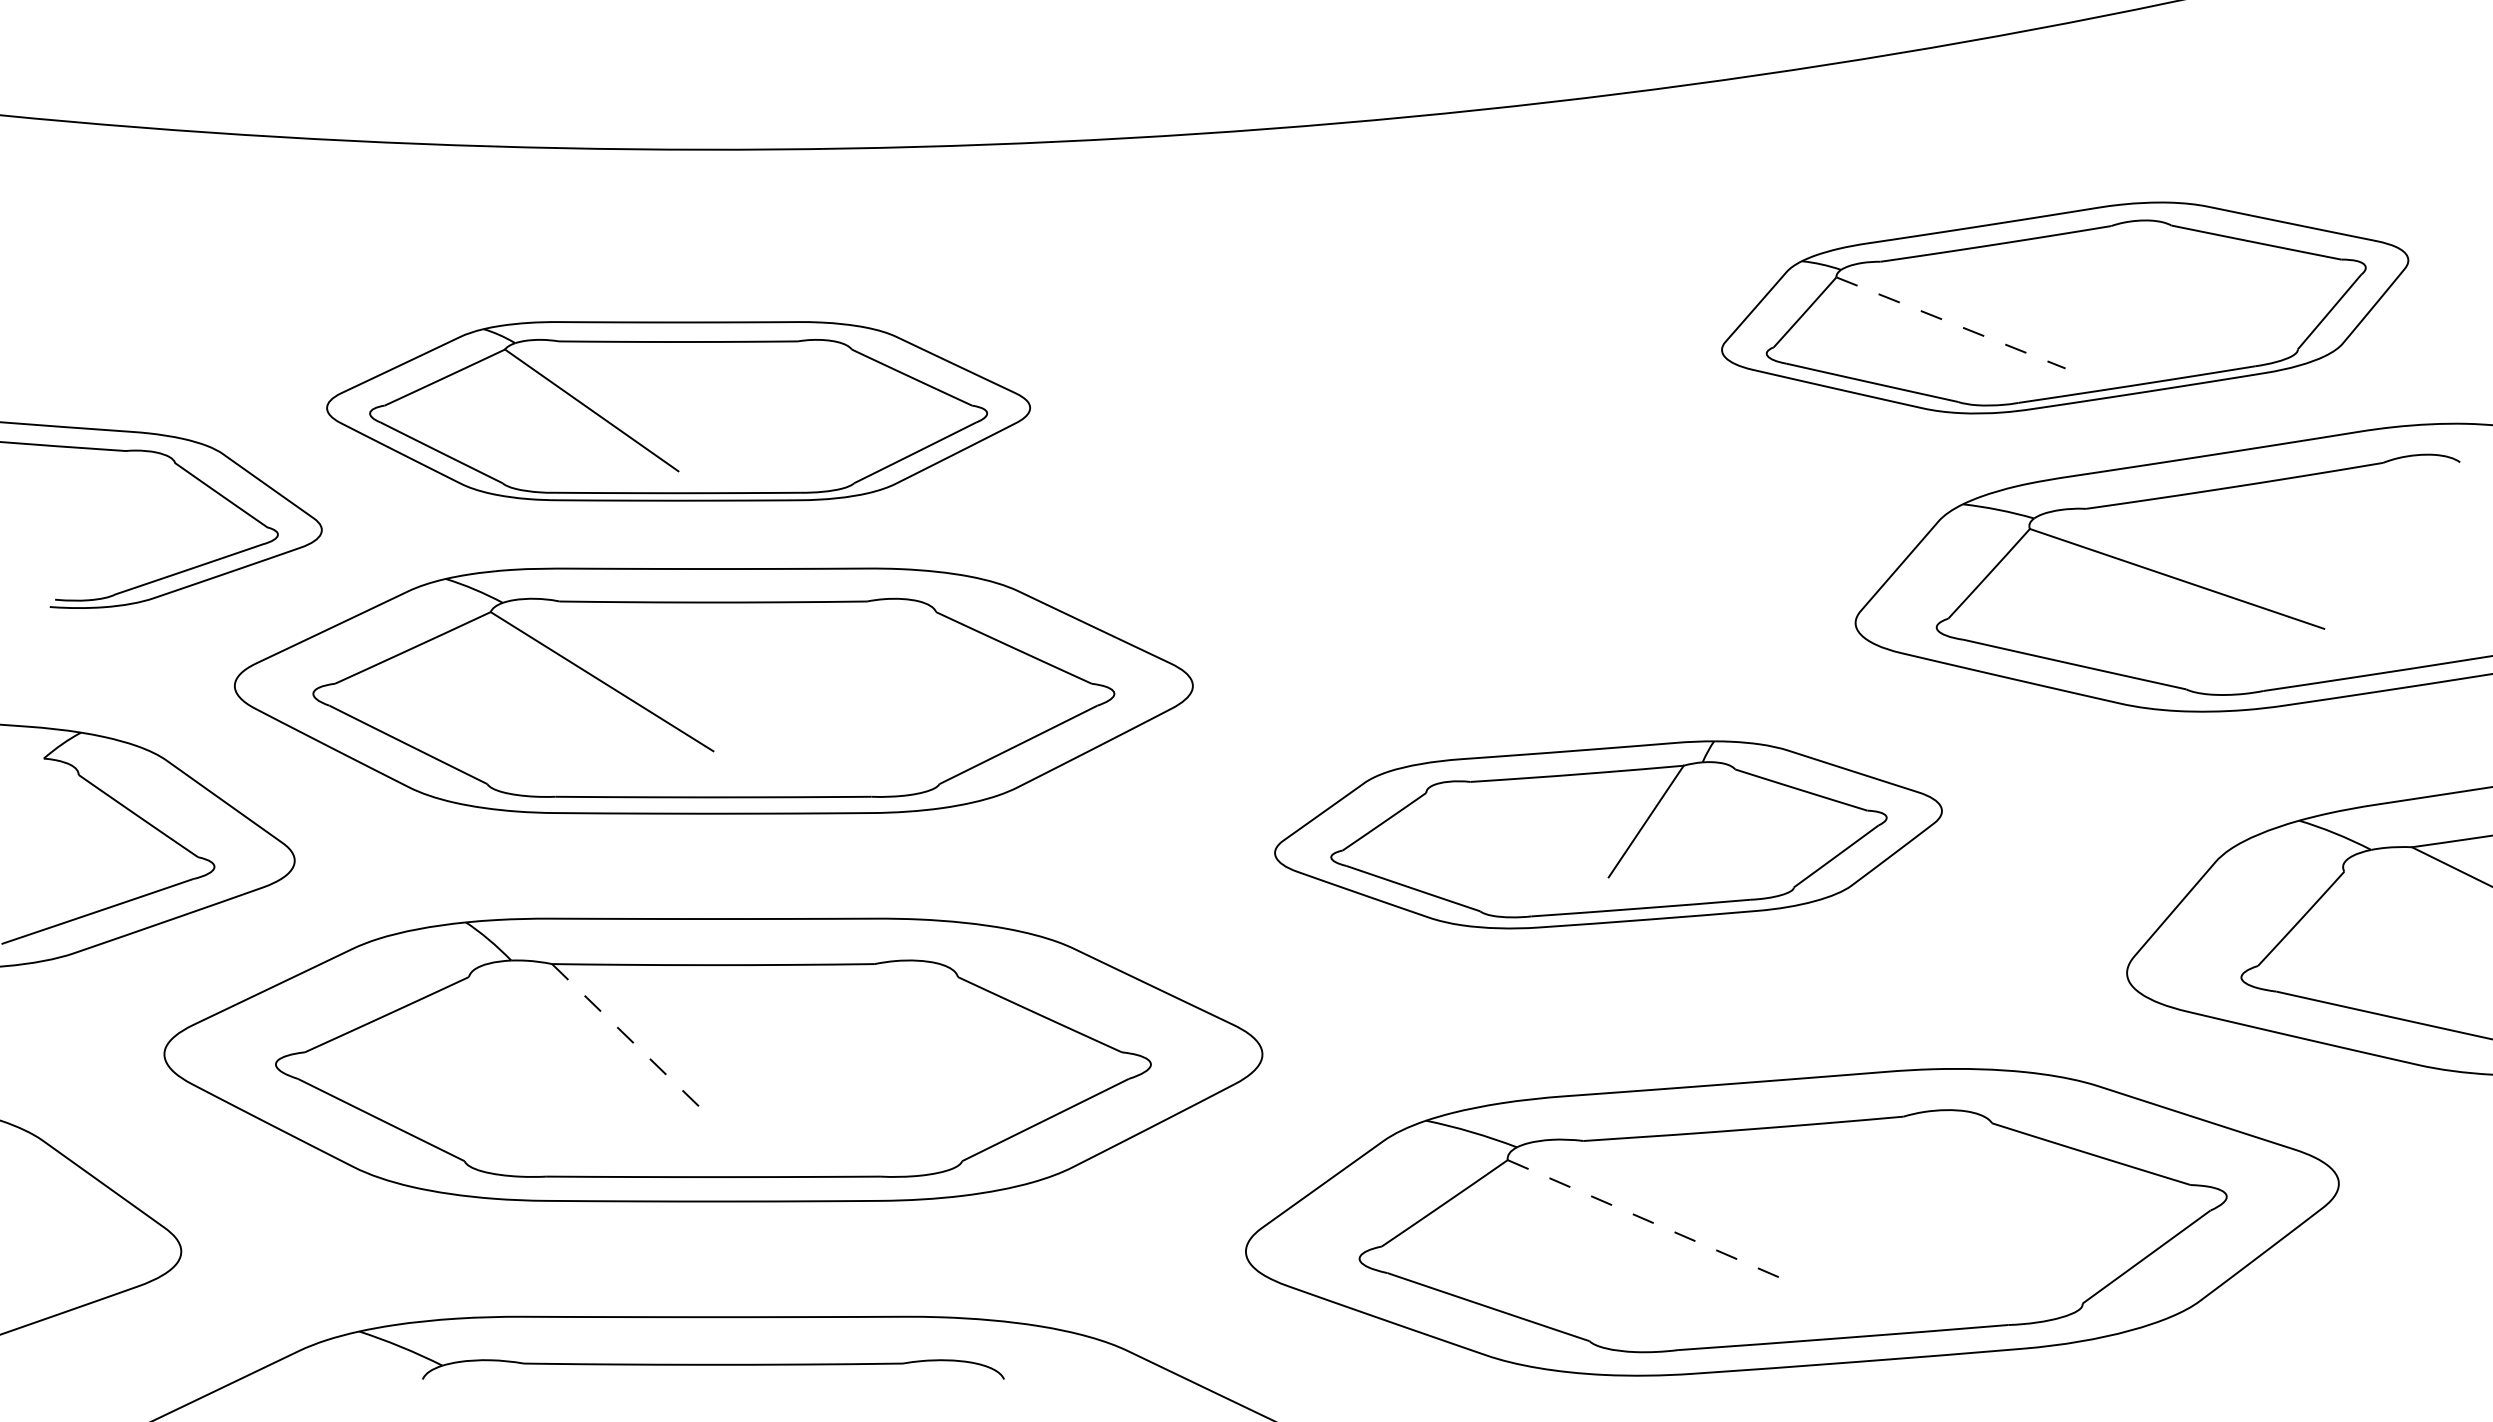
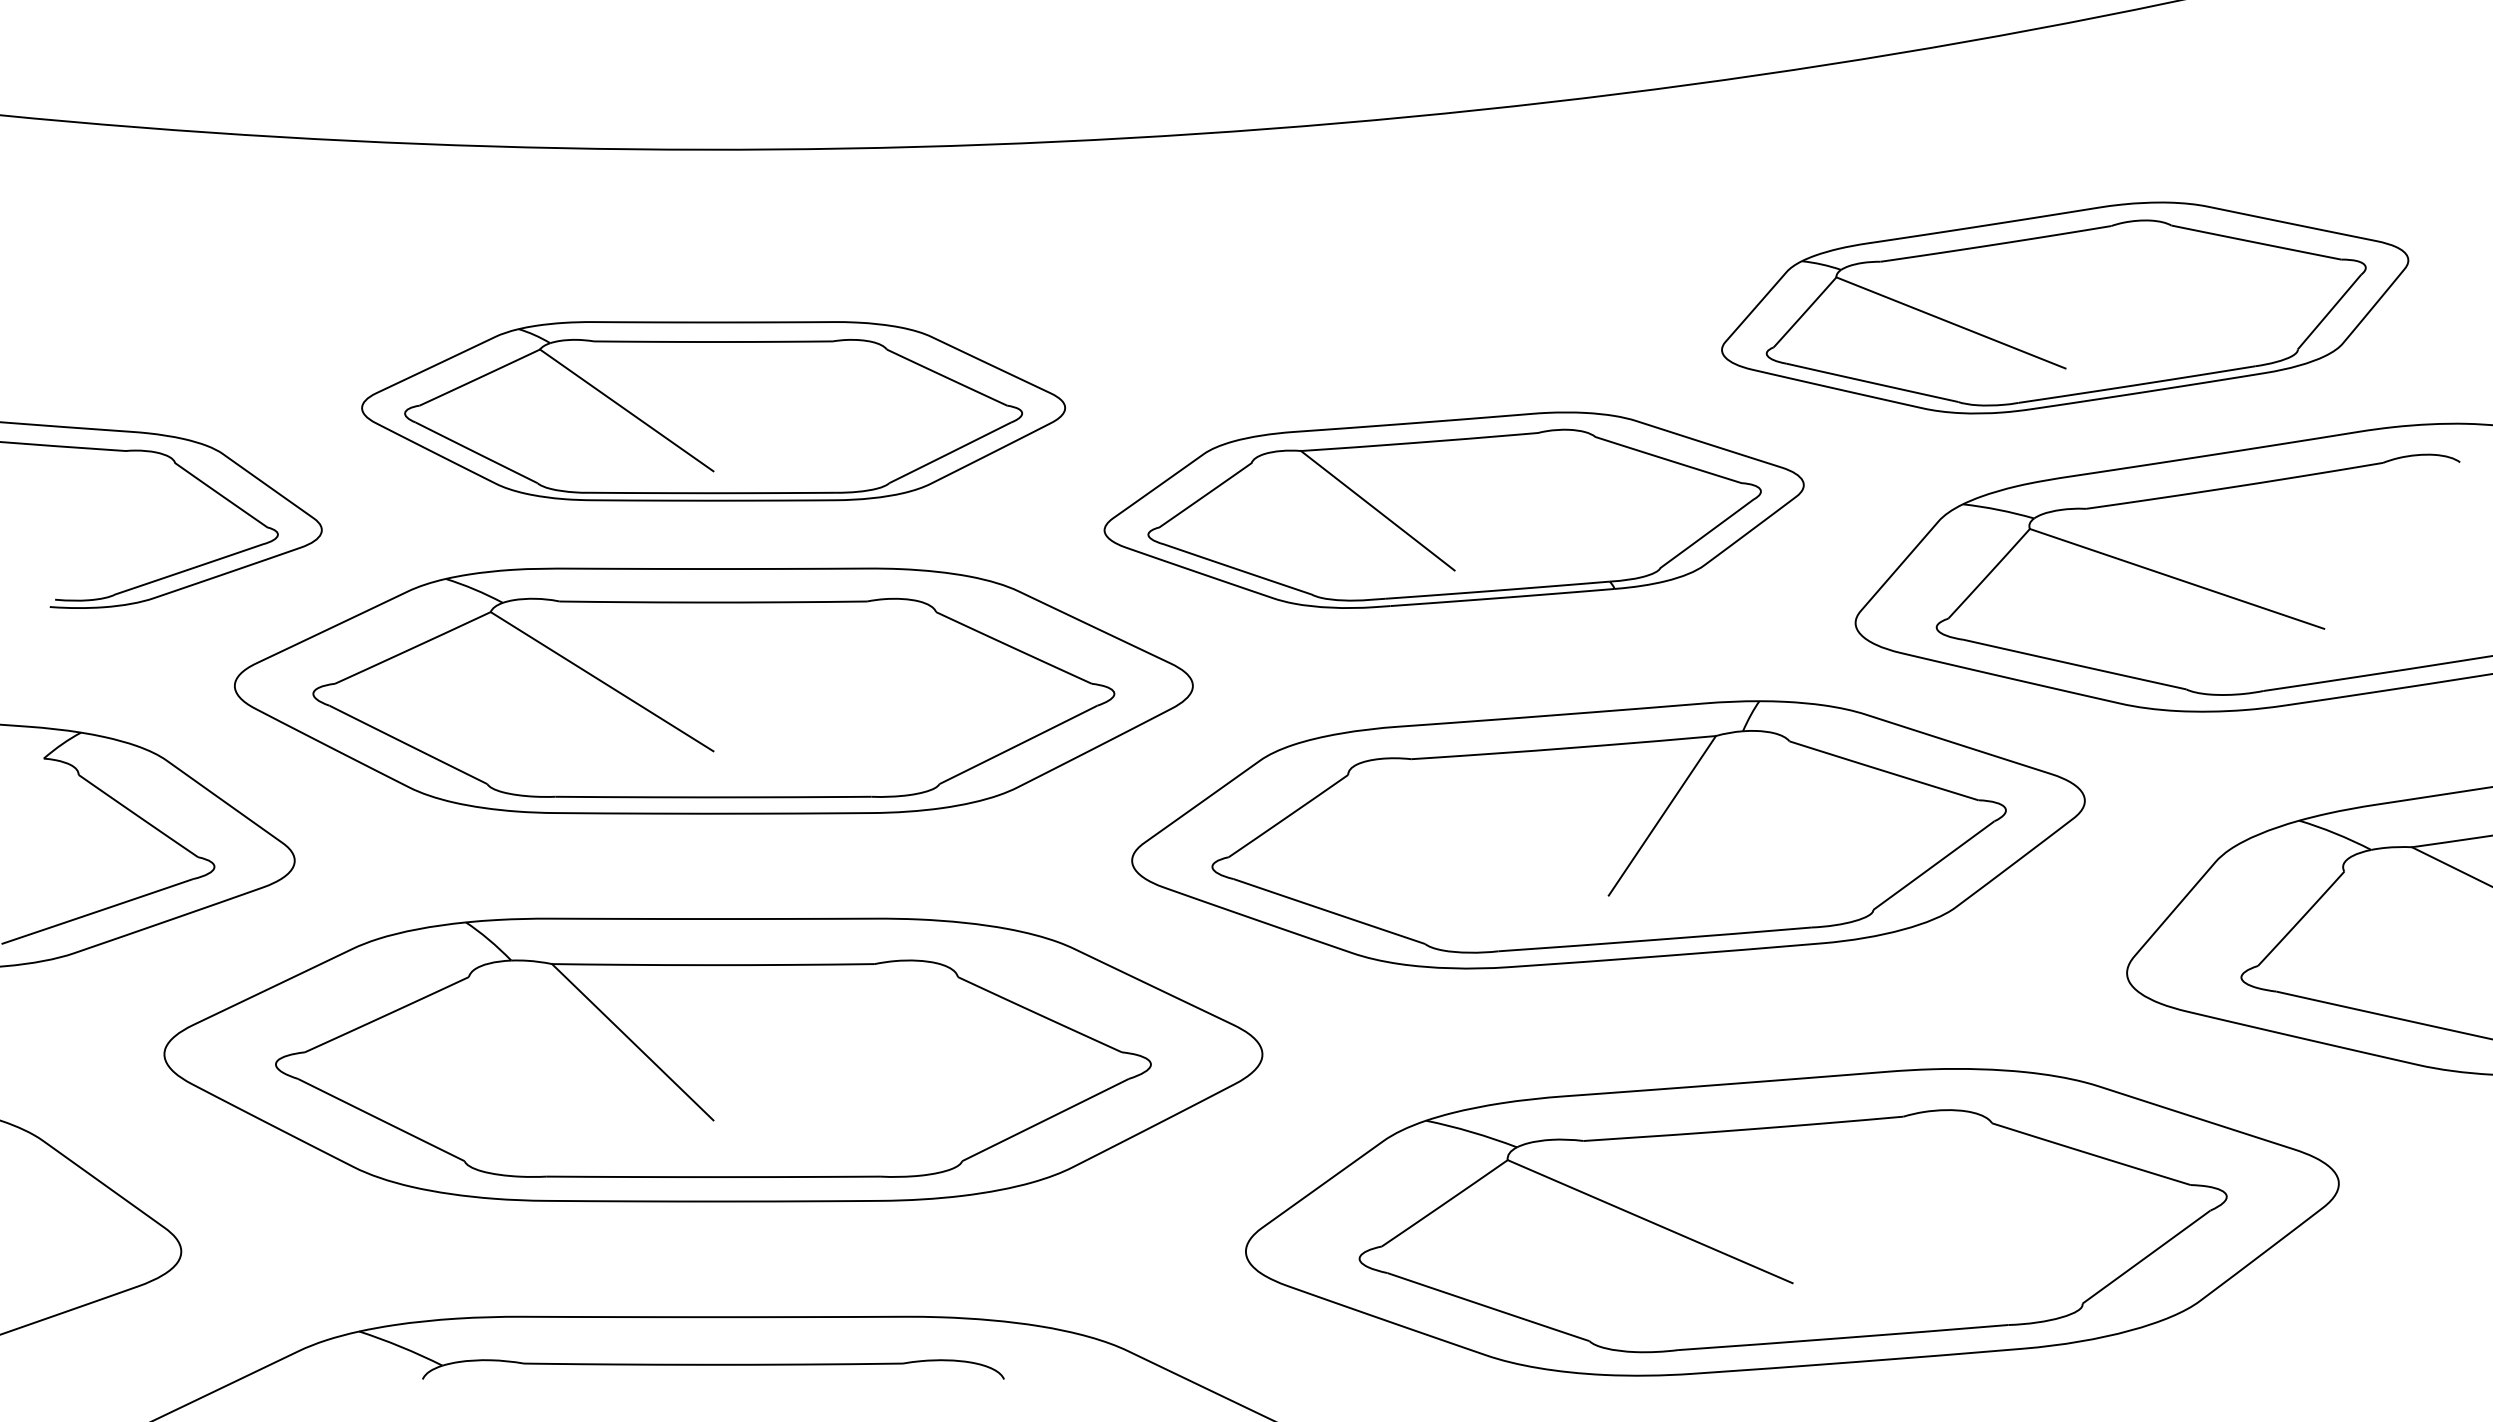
line: dashed -> solid (1951, 323)
part position: (678, 411) -> (713, 411) (713, 411)
part: none -> present (1453, 509)
part size: 669x190 px -> 955x270 px (1608, 834)
line: dashed -> solid (633, 1042)
line: dashed -> solid (1650, 1221)
